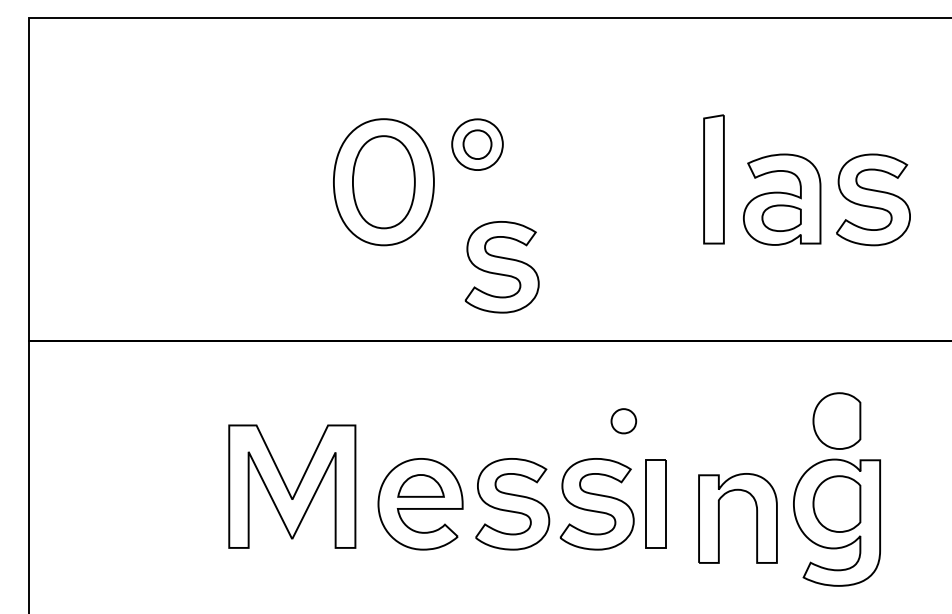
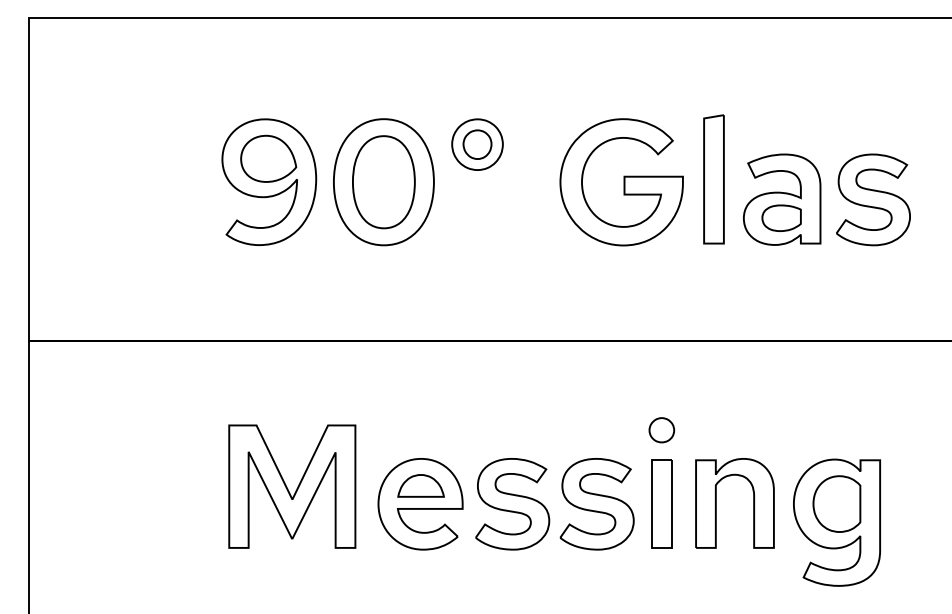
part: none -> present (269, 181)
part: none -> present (621, 182)
part: present -> none (501, 267)
part: present -> none (836, 420)
part position: (623, 421) -> (661, 430) (661, 430)
part position: (655, 503) -> (661, 503) (661, 503)
part position: (719, 518) -> (716, 503) (716, 503)
